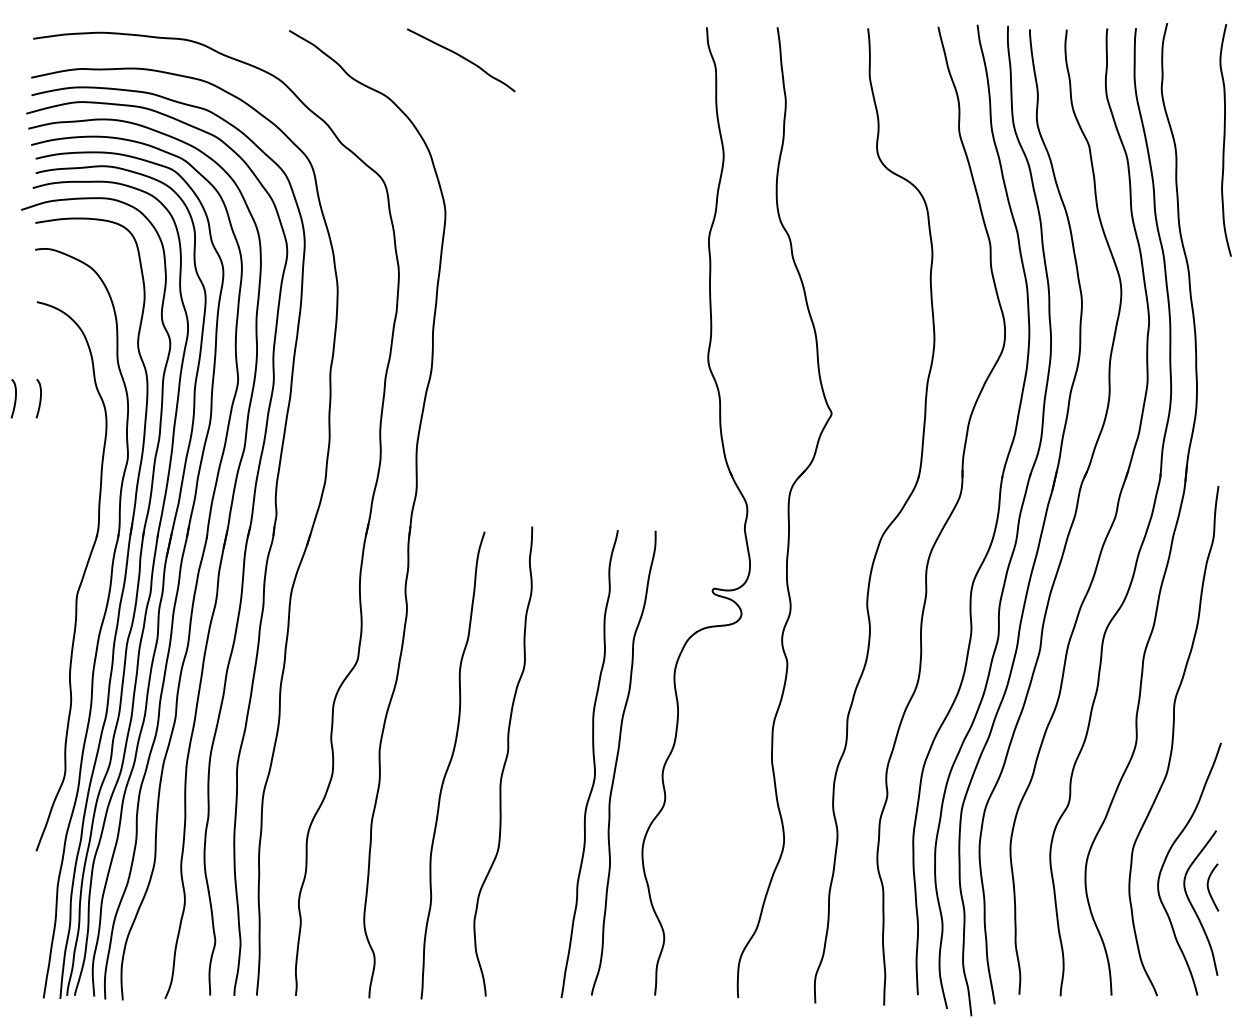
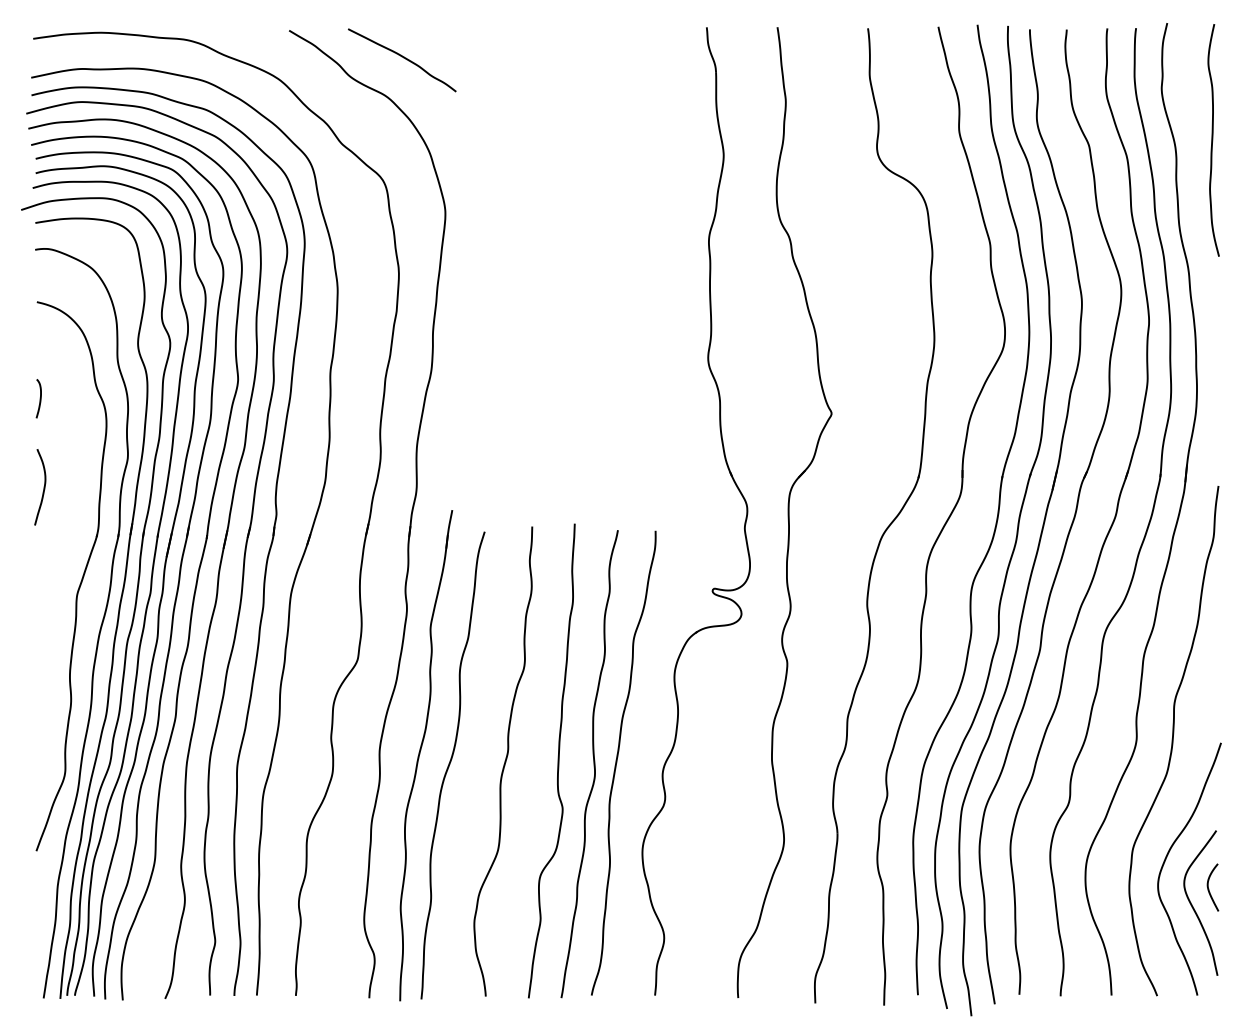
curve position: (462, 58) -> (403, 58) (403, 58)
curve position: (1225, 140) -> (1213, 140) (1213, 140)
curve: present -> none (14, 398)
curve: none -> present (43, 487)
part: none -> present (420, 754)
curve: none -> present (557, 760)
